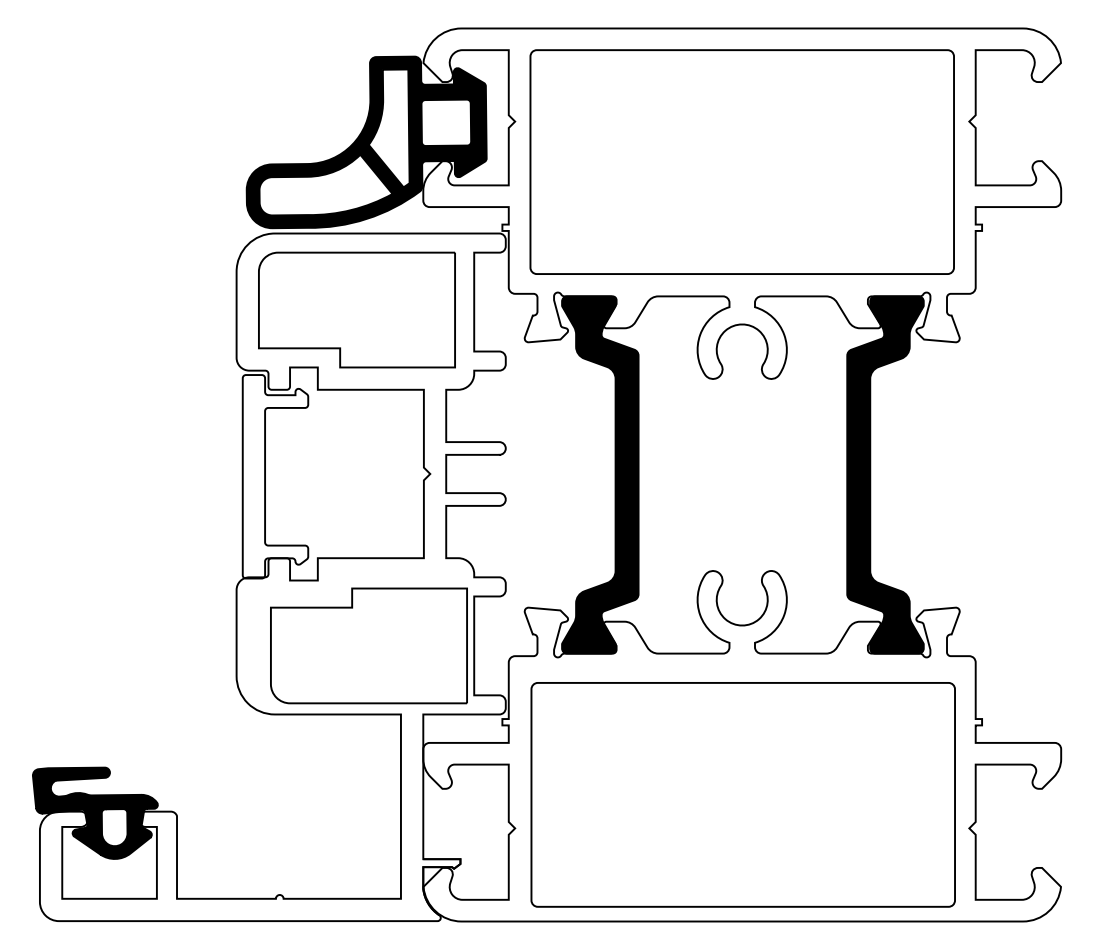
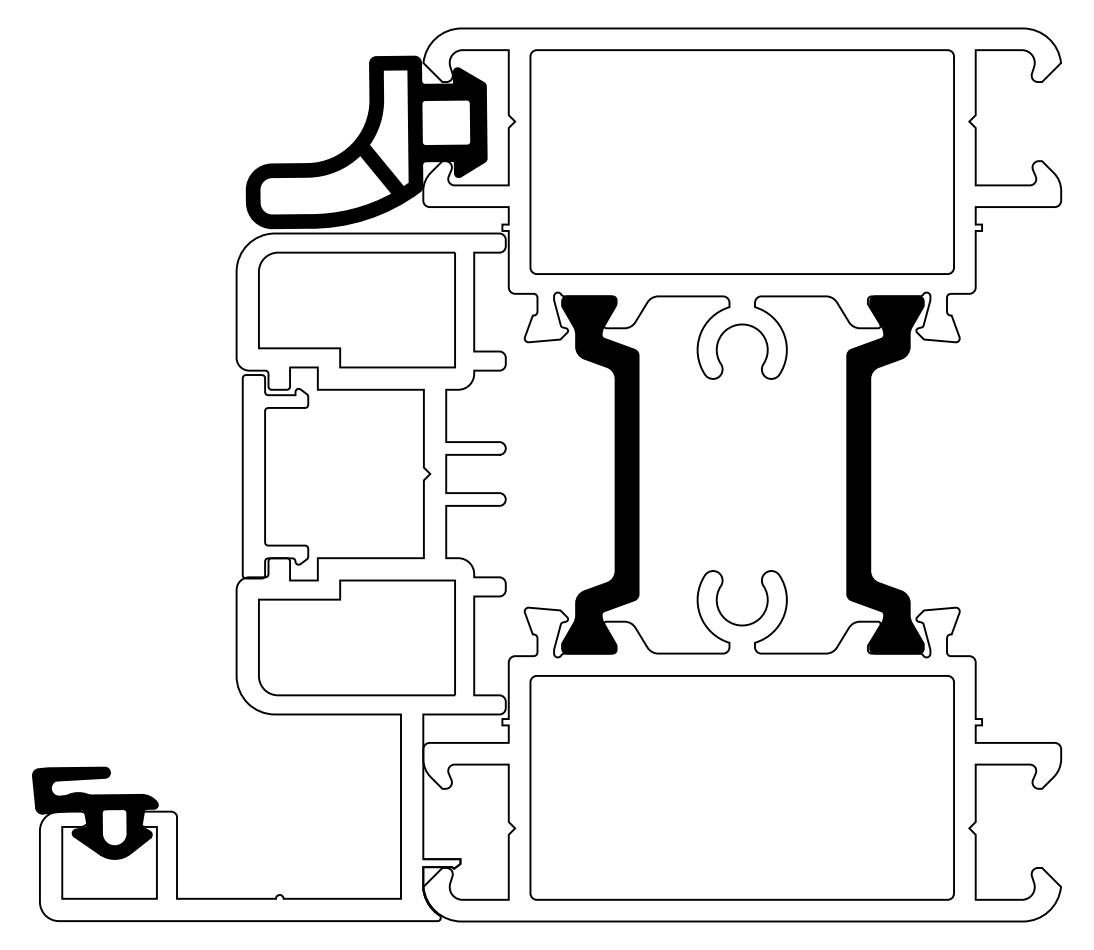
part position: (368, 645) -> (356, 637) (356, 637)
part position: (742, 794) -> (741, 787) (741, 787)
